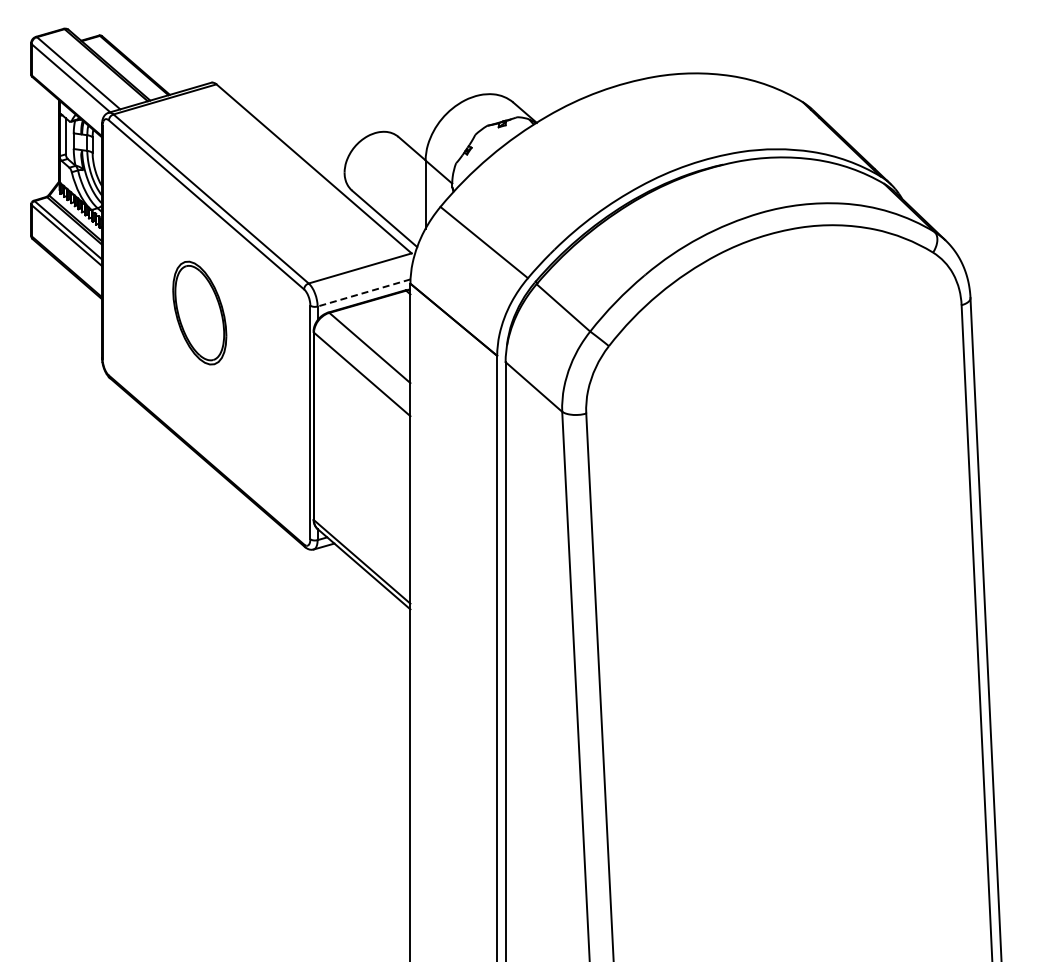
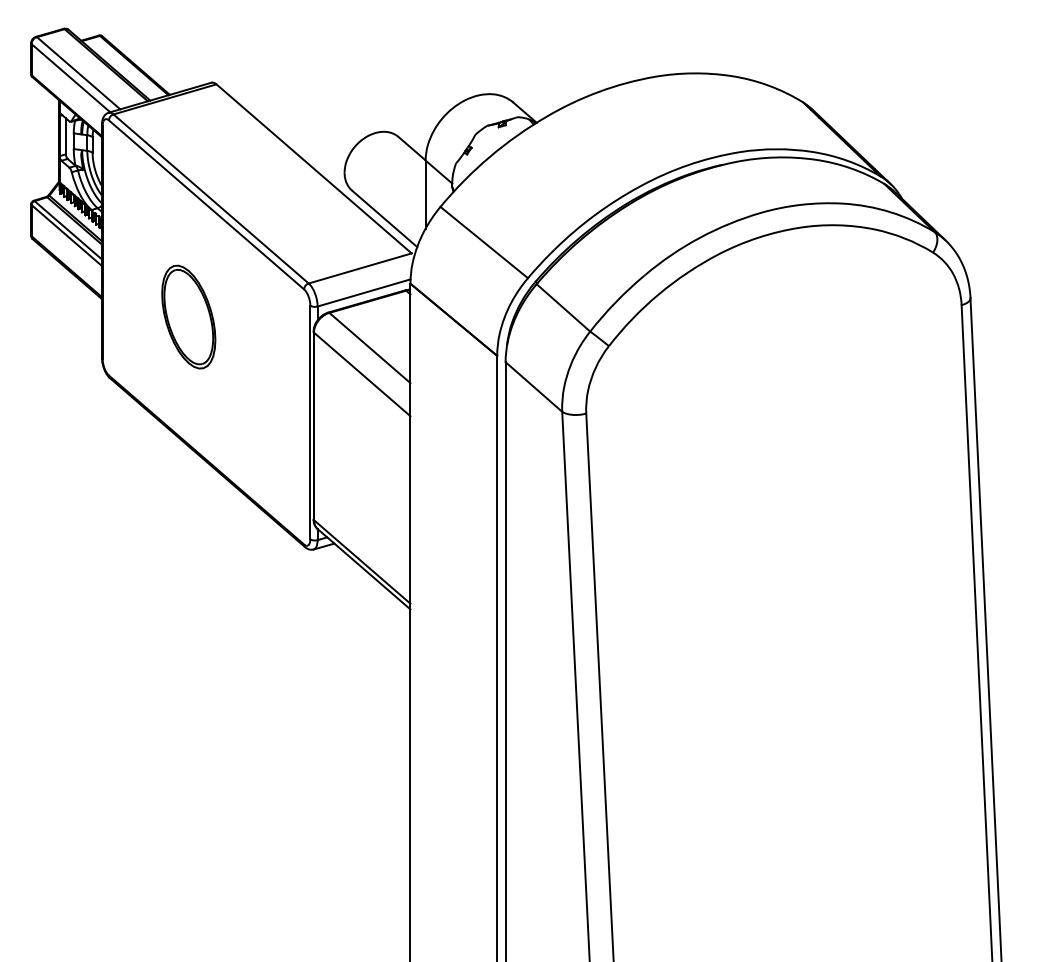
line: dashed -> solid (363, 293)
part position: (199, 312) -> (188, 316) (188, 316)
